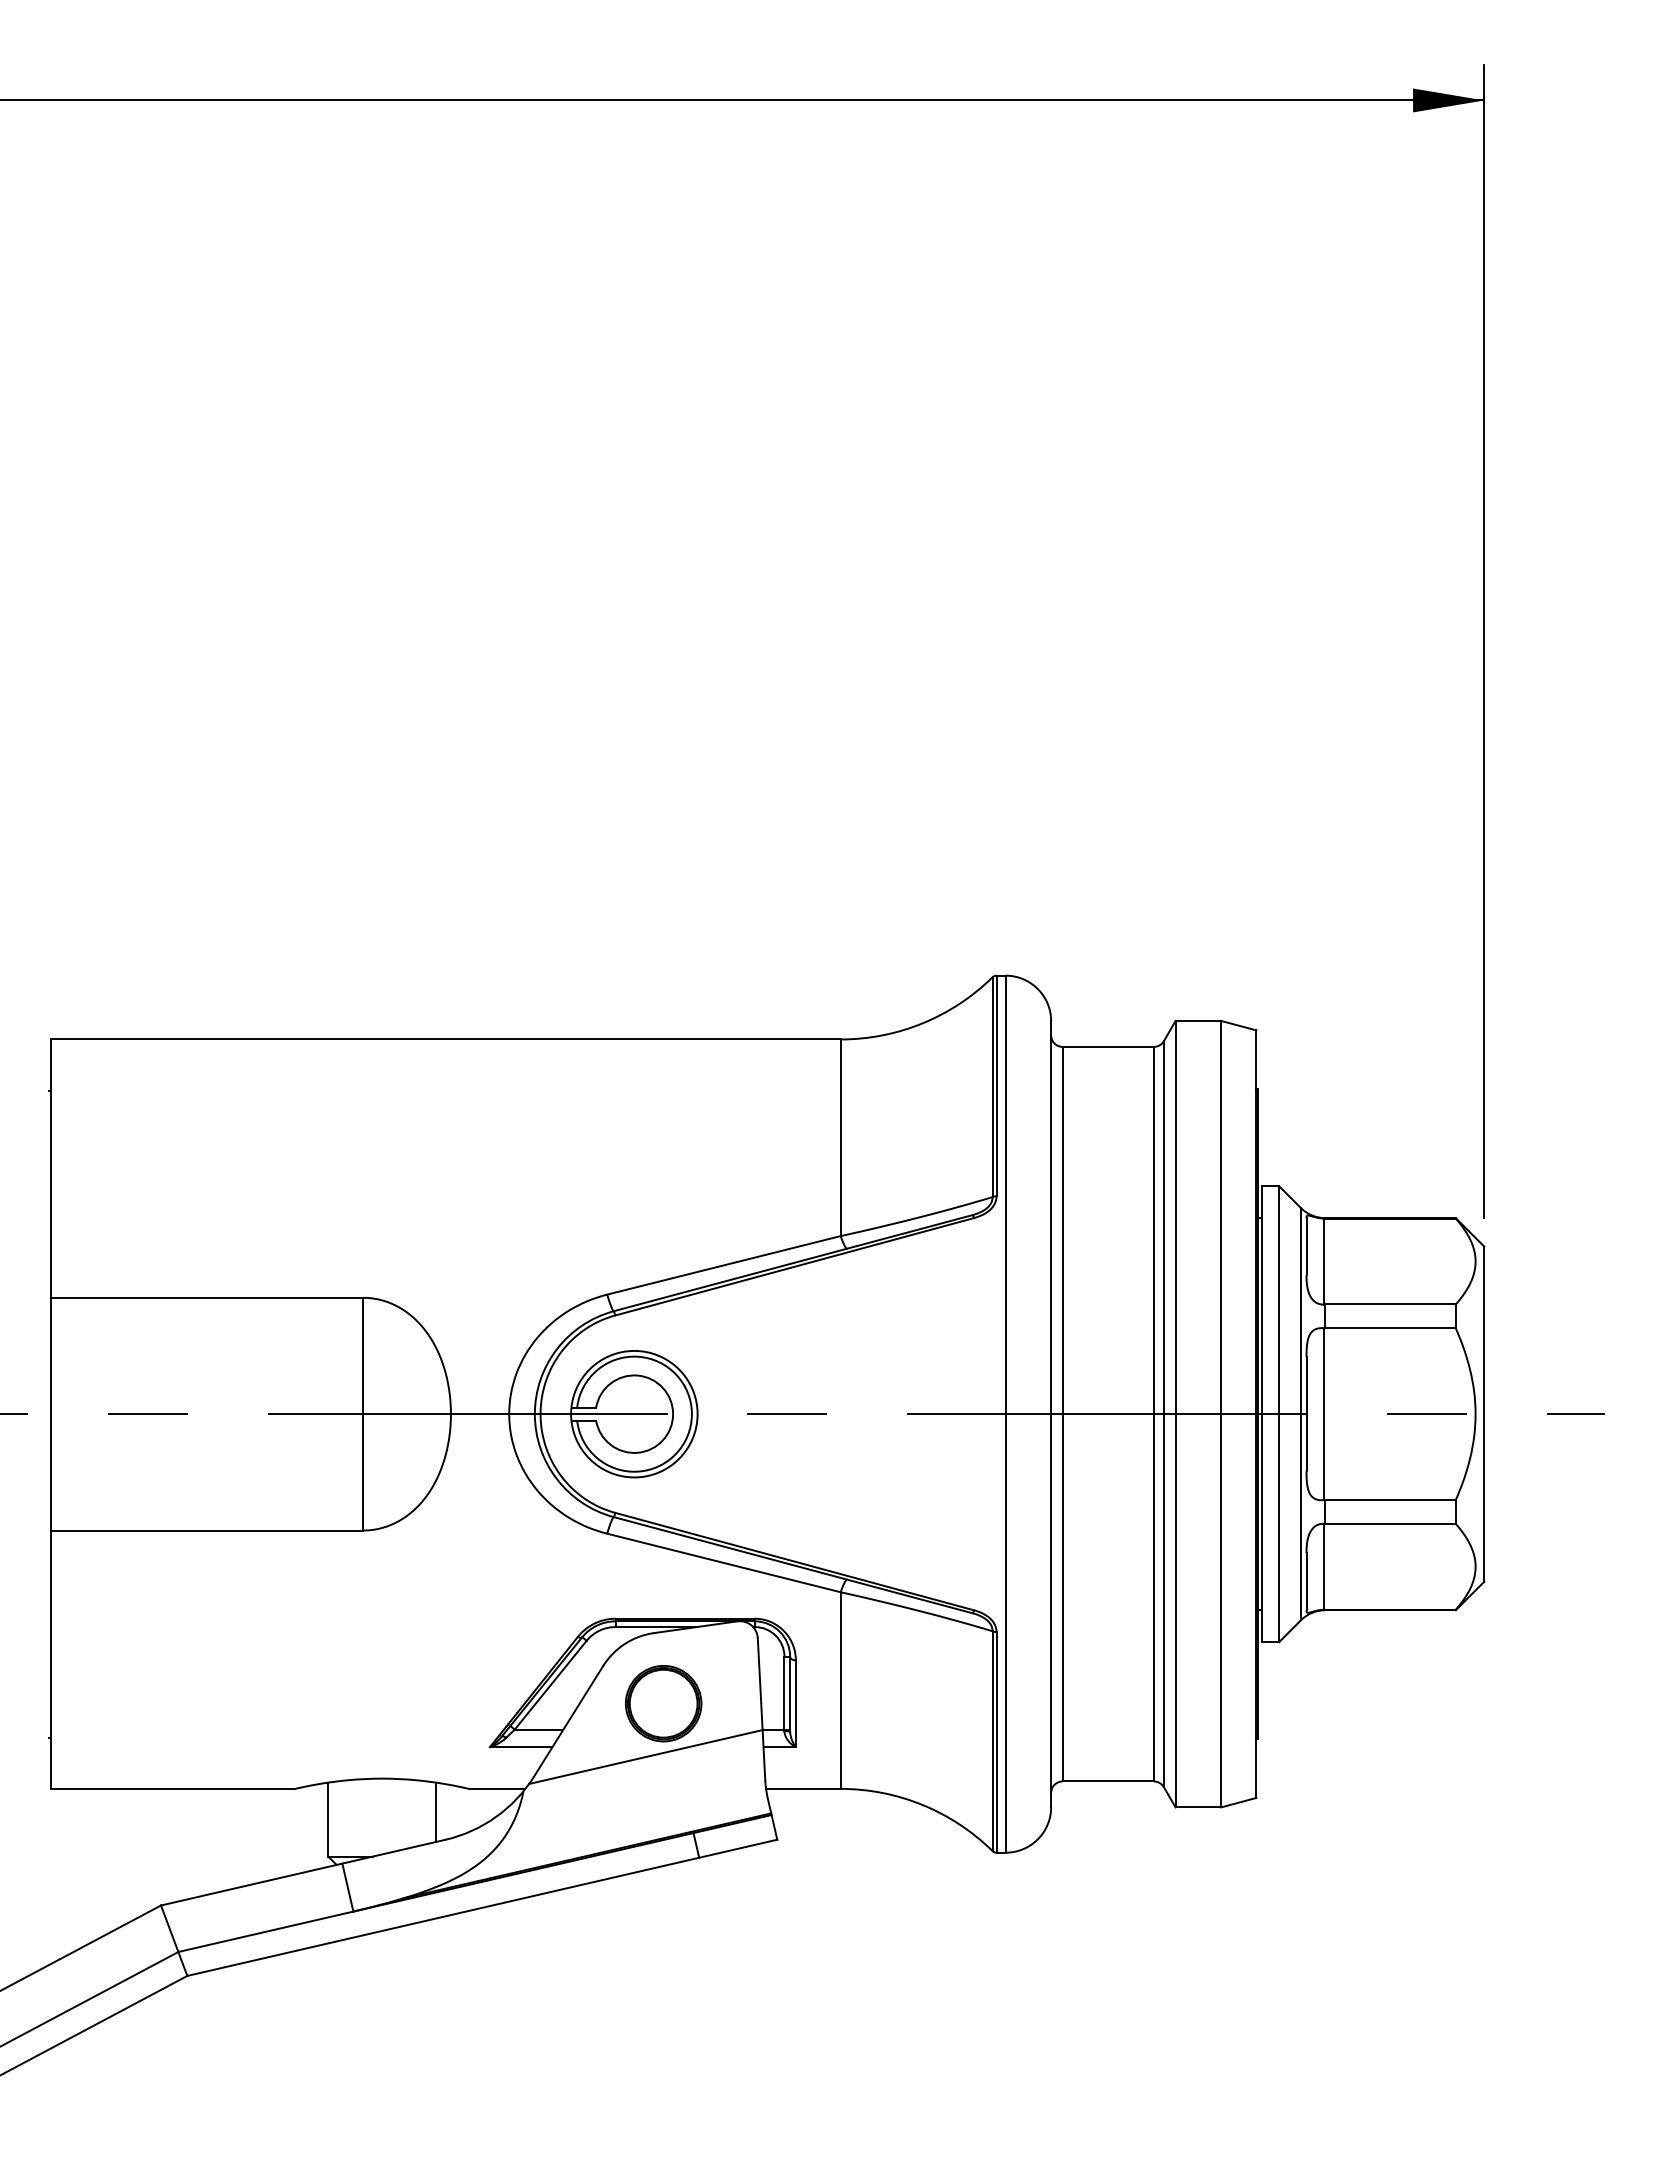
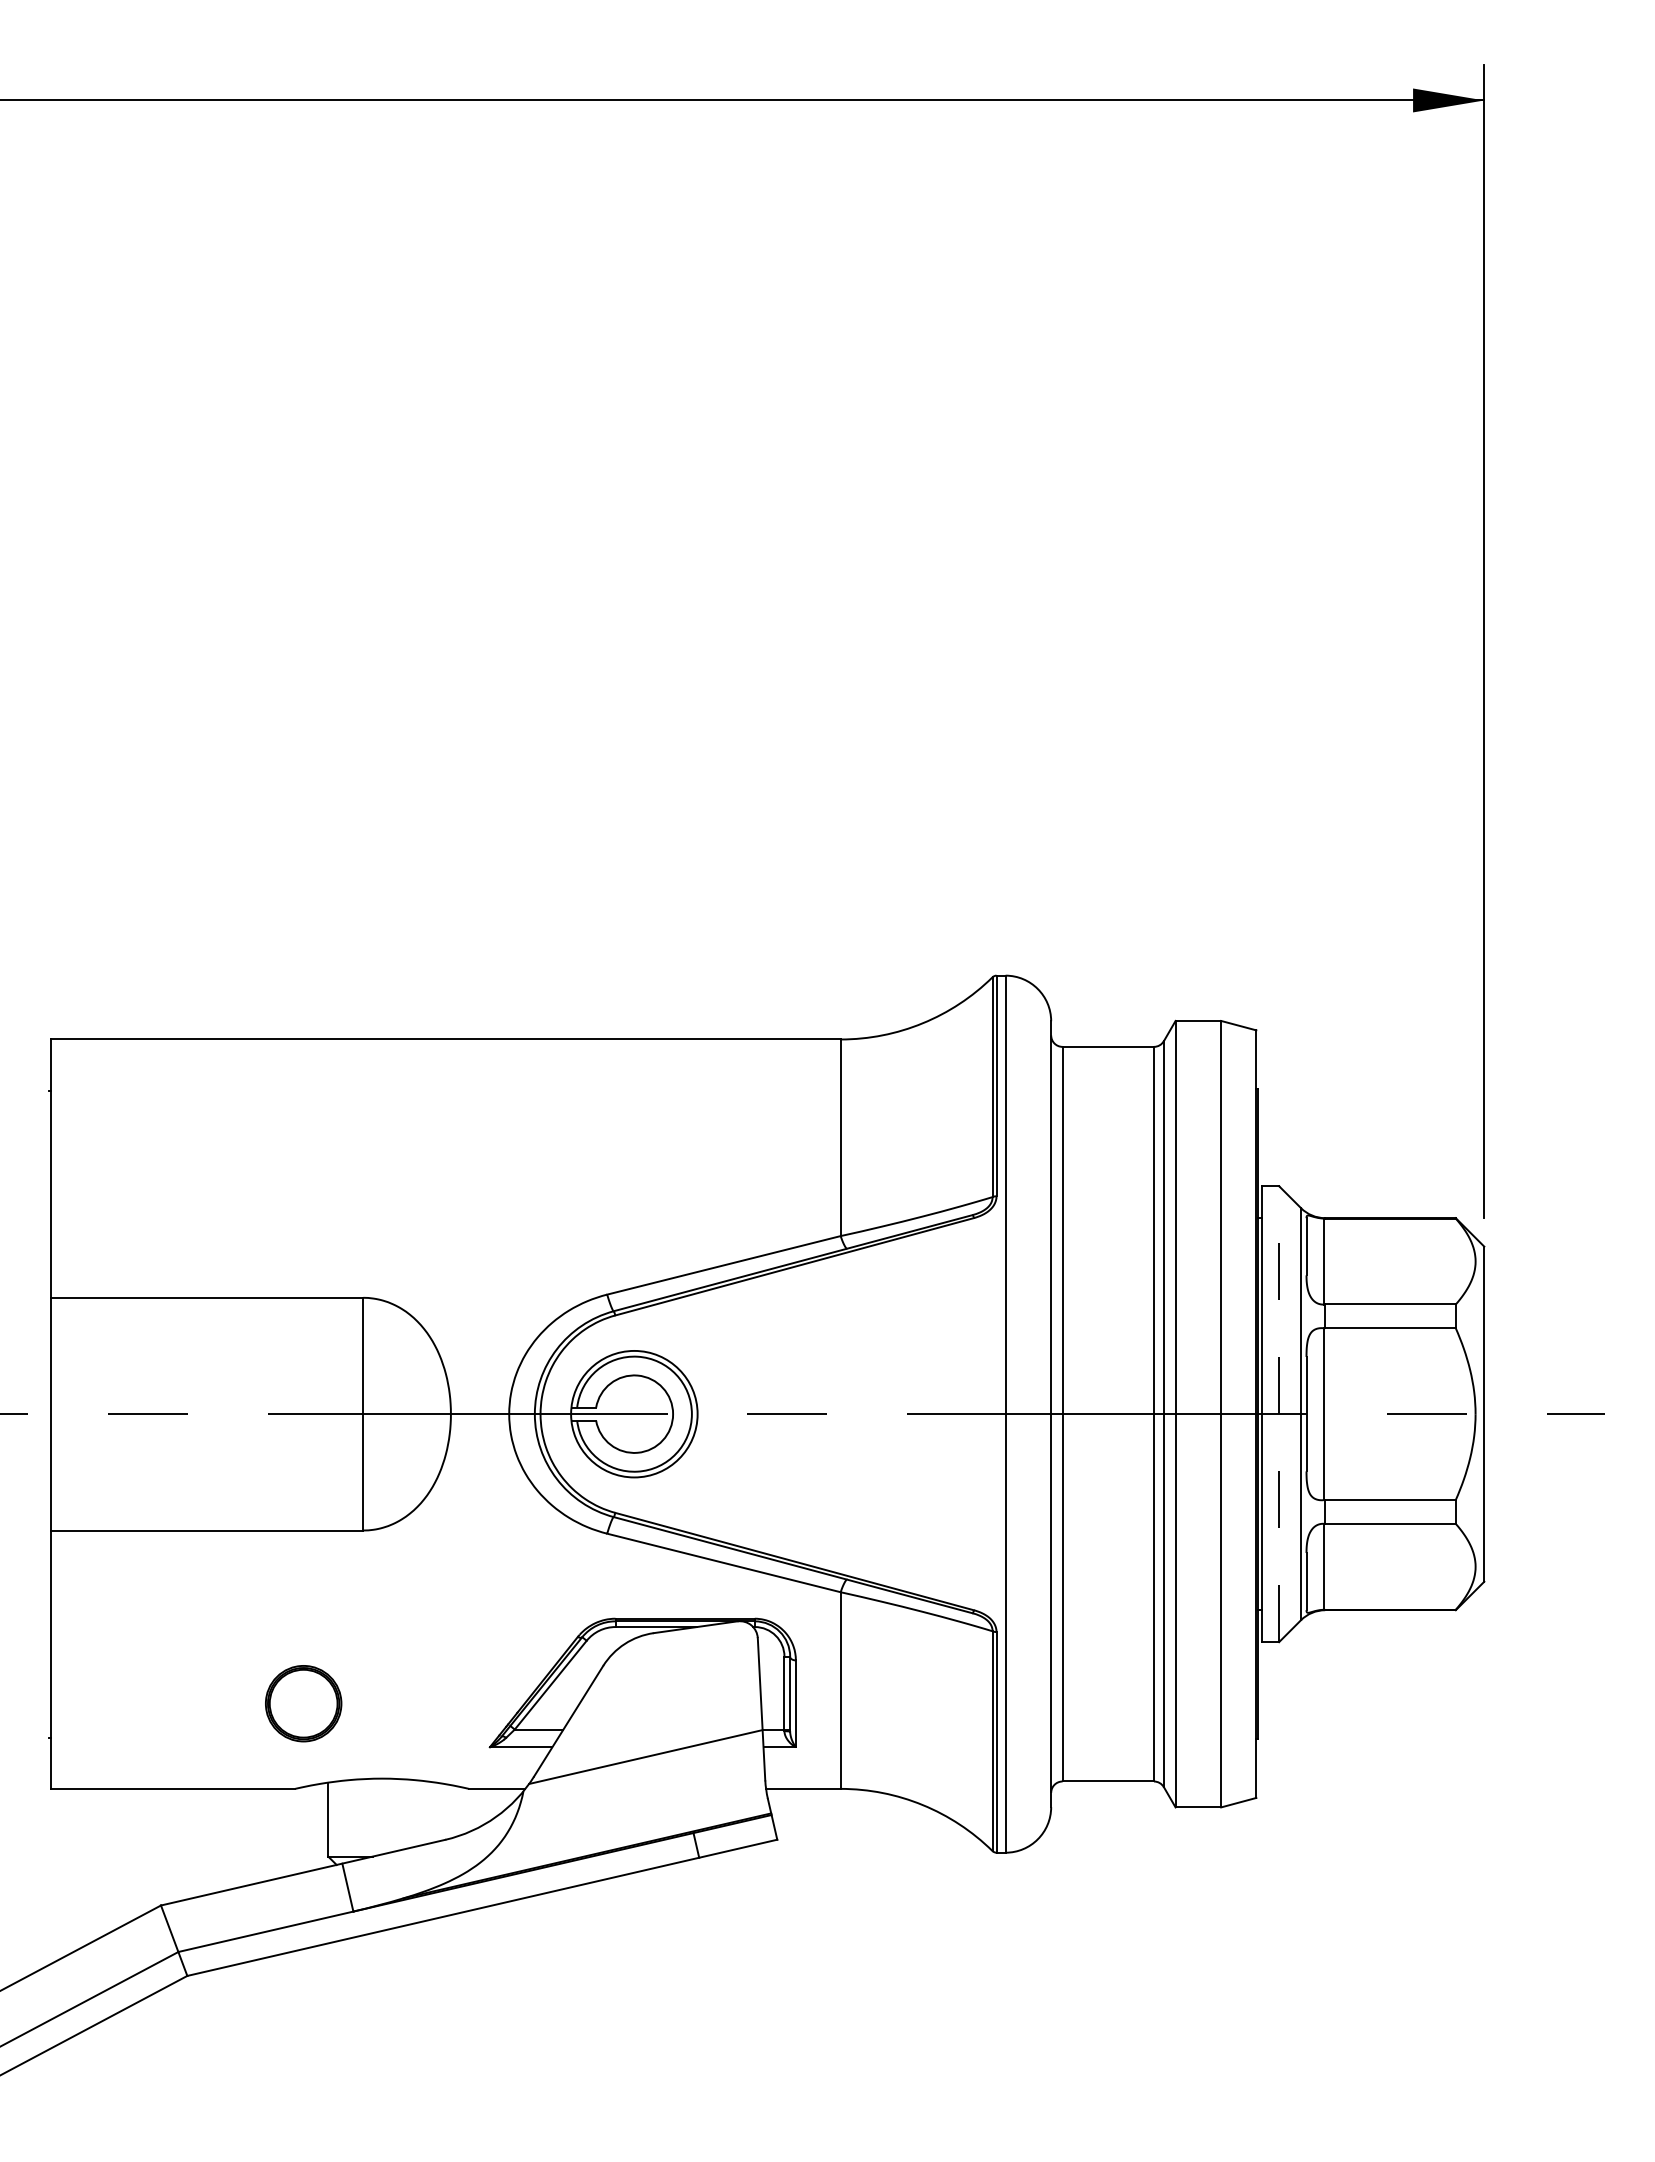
line: solid -> dashed (1279, 1414)
part position: (663, 1703) -> (303, 1703) (303, 1703)
line: present -> none (435, 1812)
